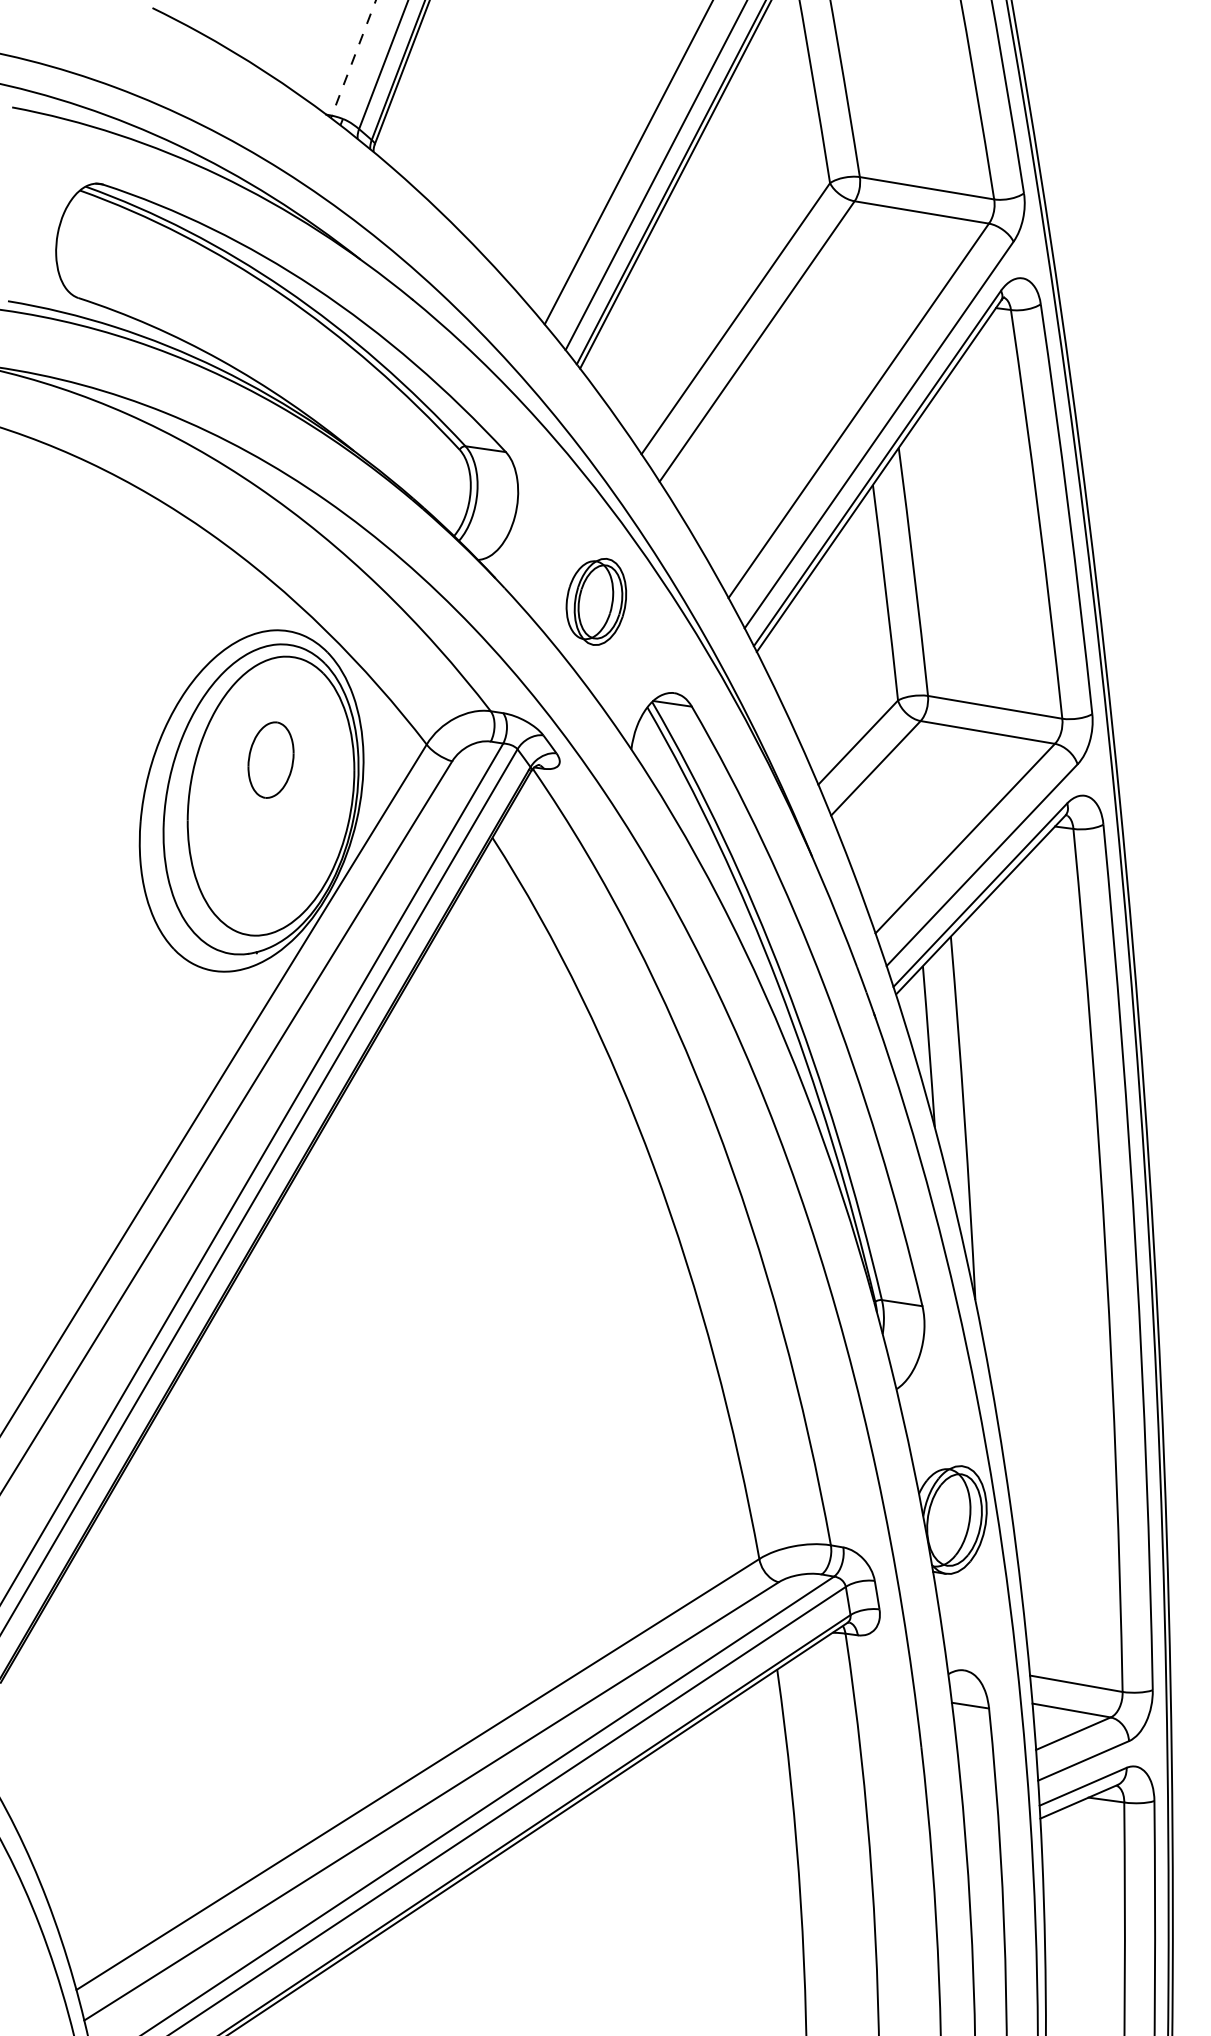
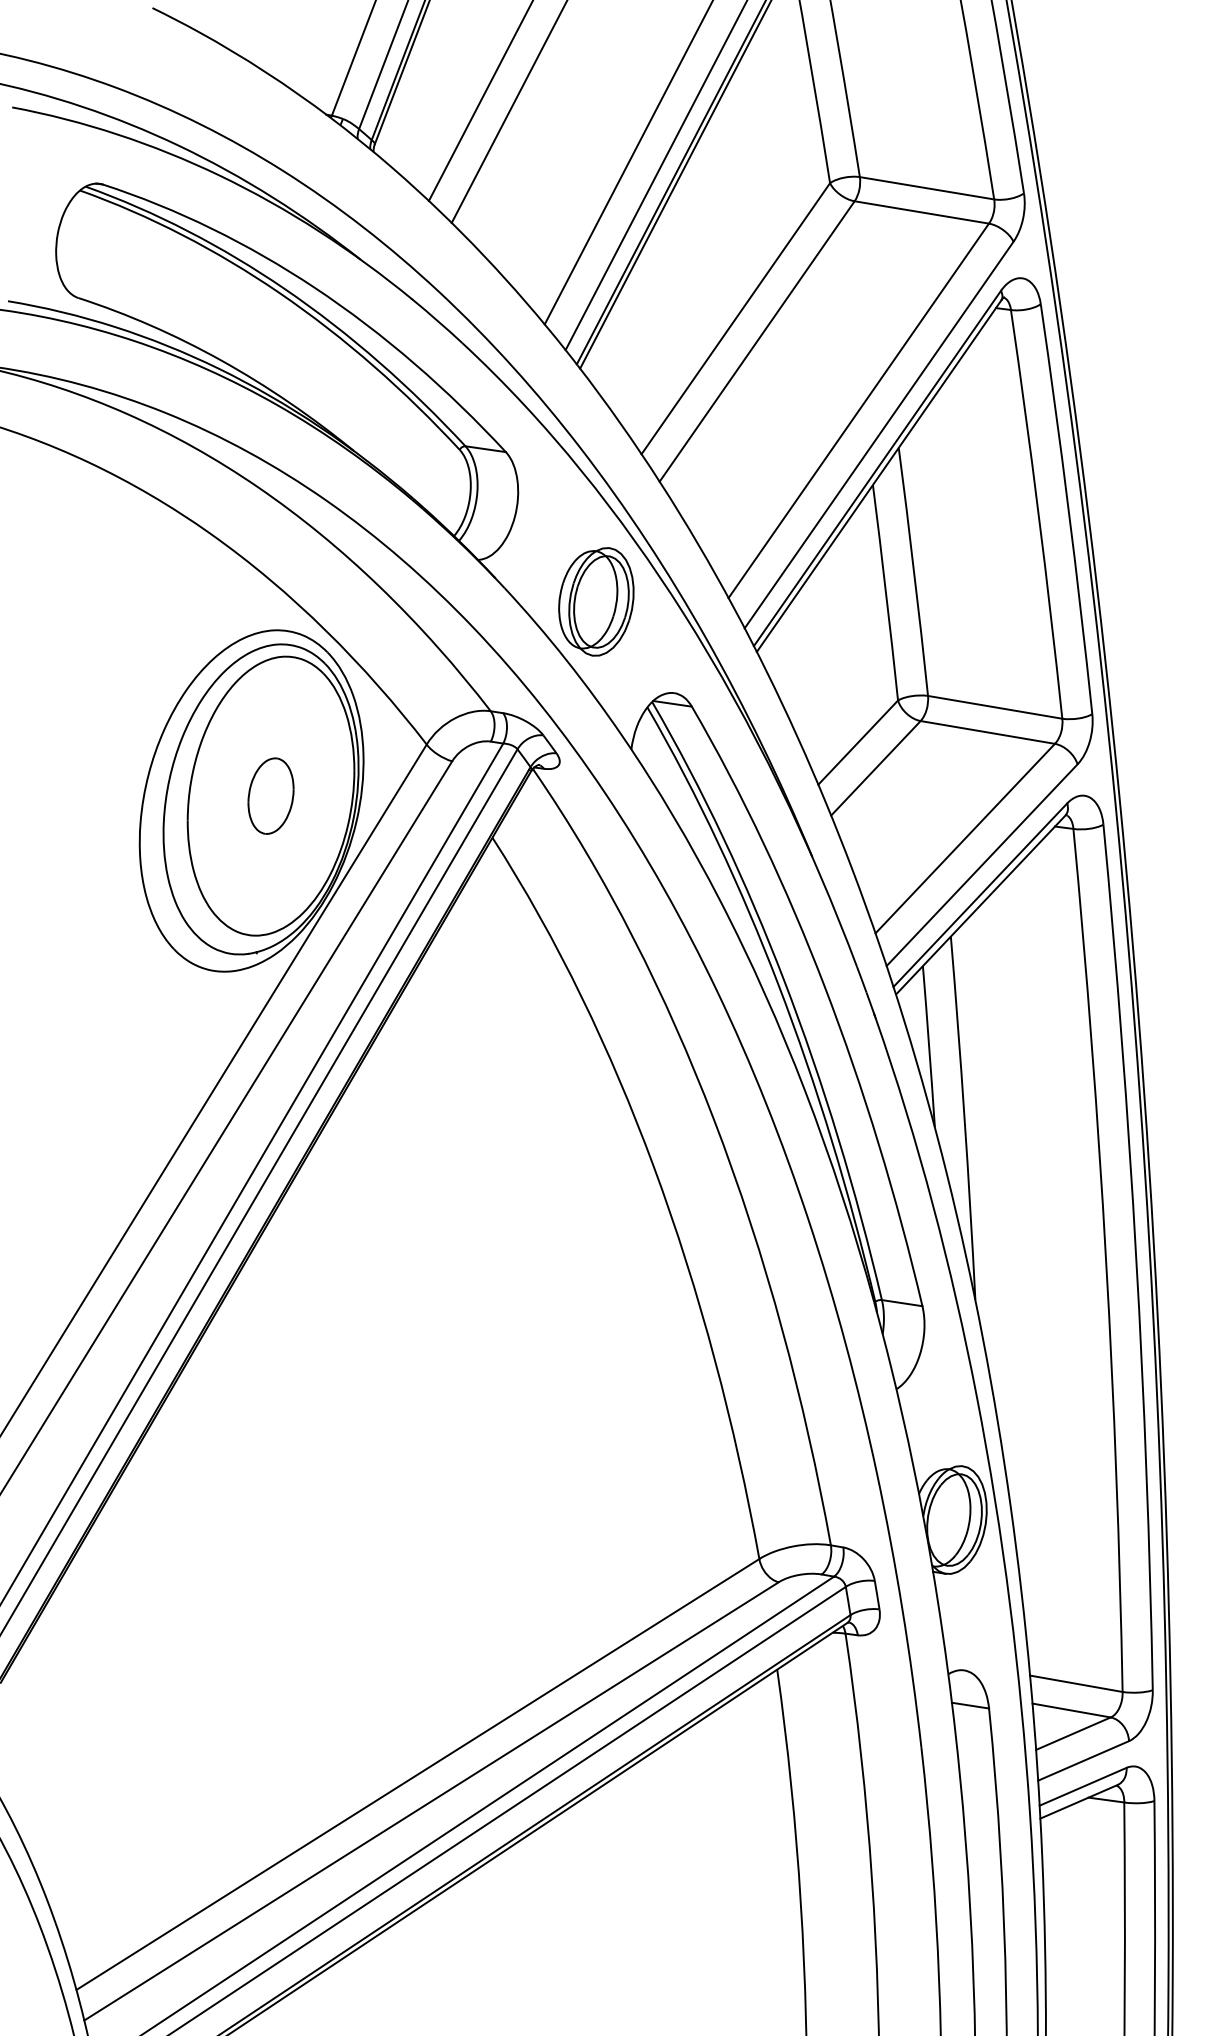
line: dashed -> solid (353, 58)
line: none -> present (480, 101)
line: none -> present (508, 112)
part size: 63x88 px -> 77x110 px (596, 601)
part position: (270, 759) -> (270, 795) (270, 795)
